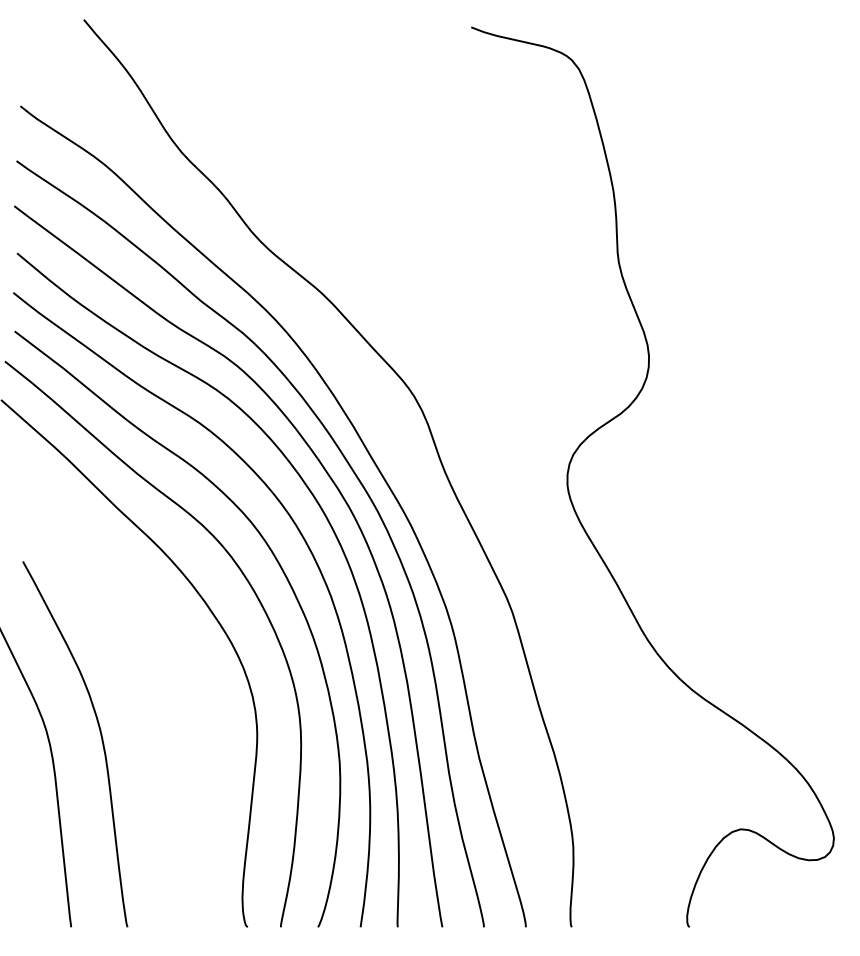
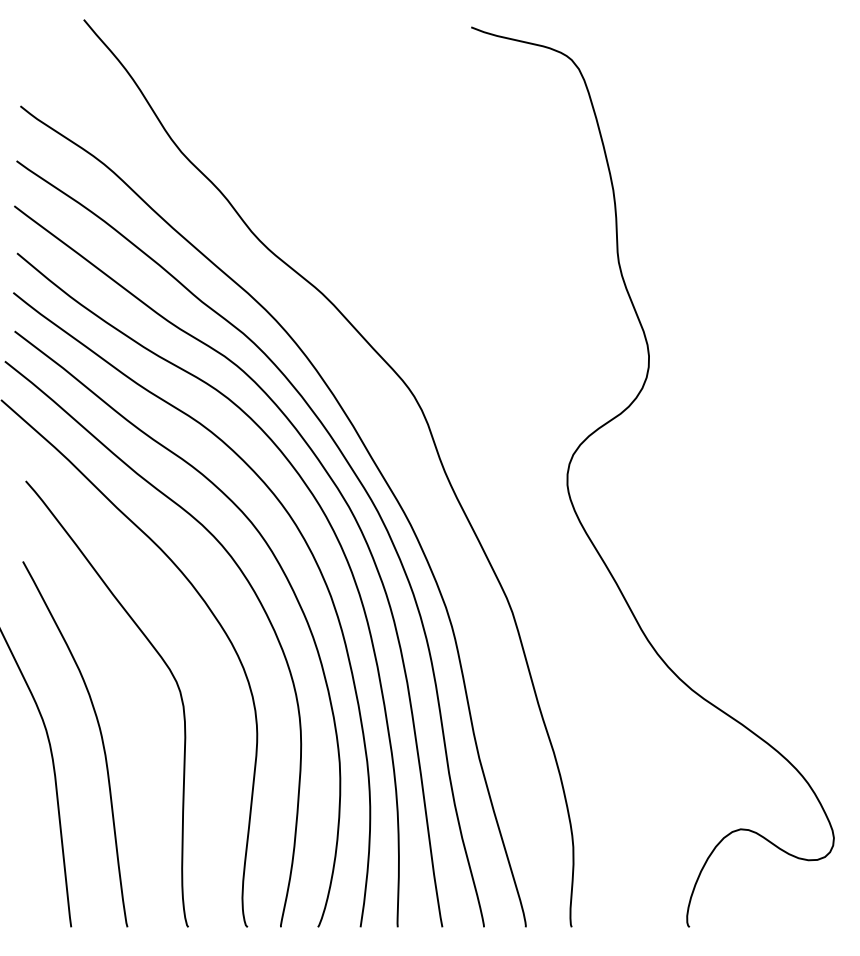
curve: none -> present (165, 665)
